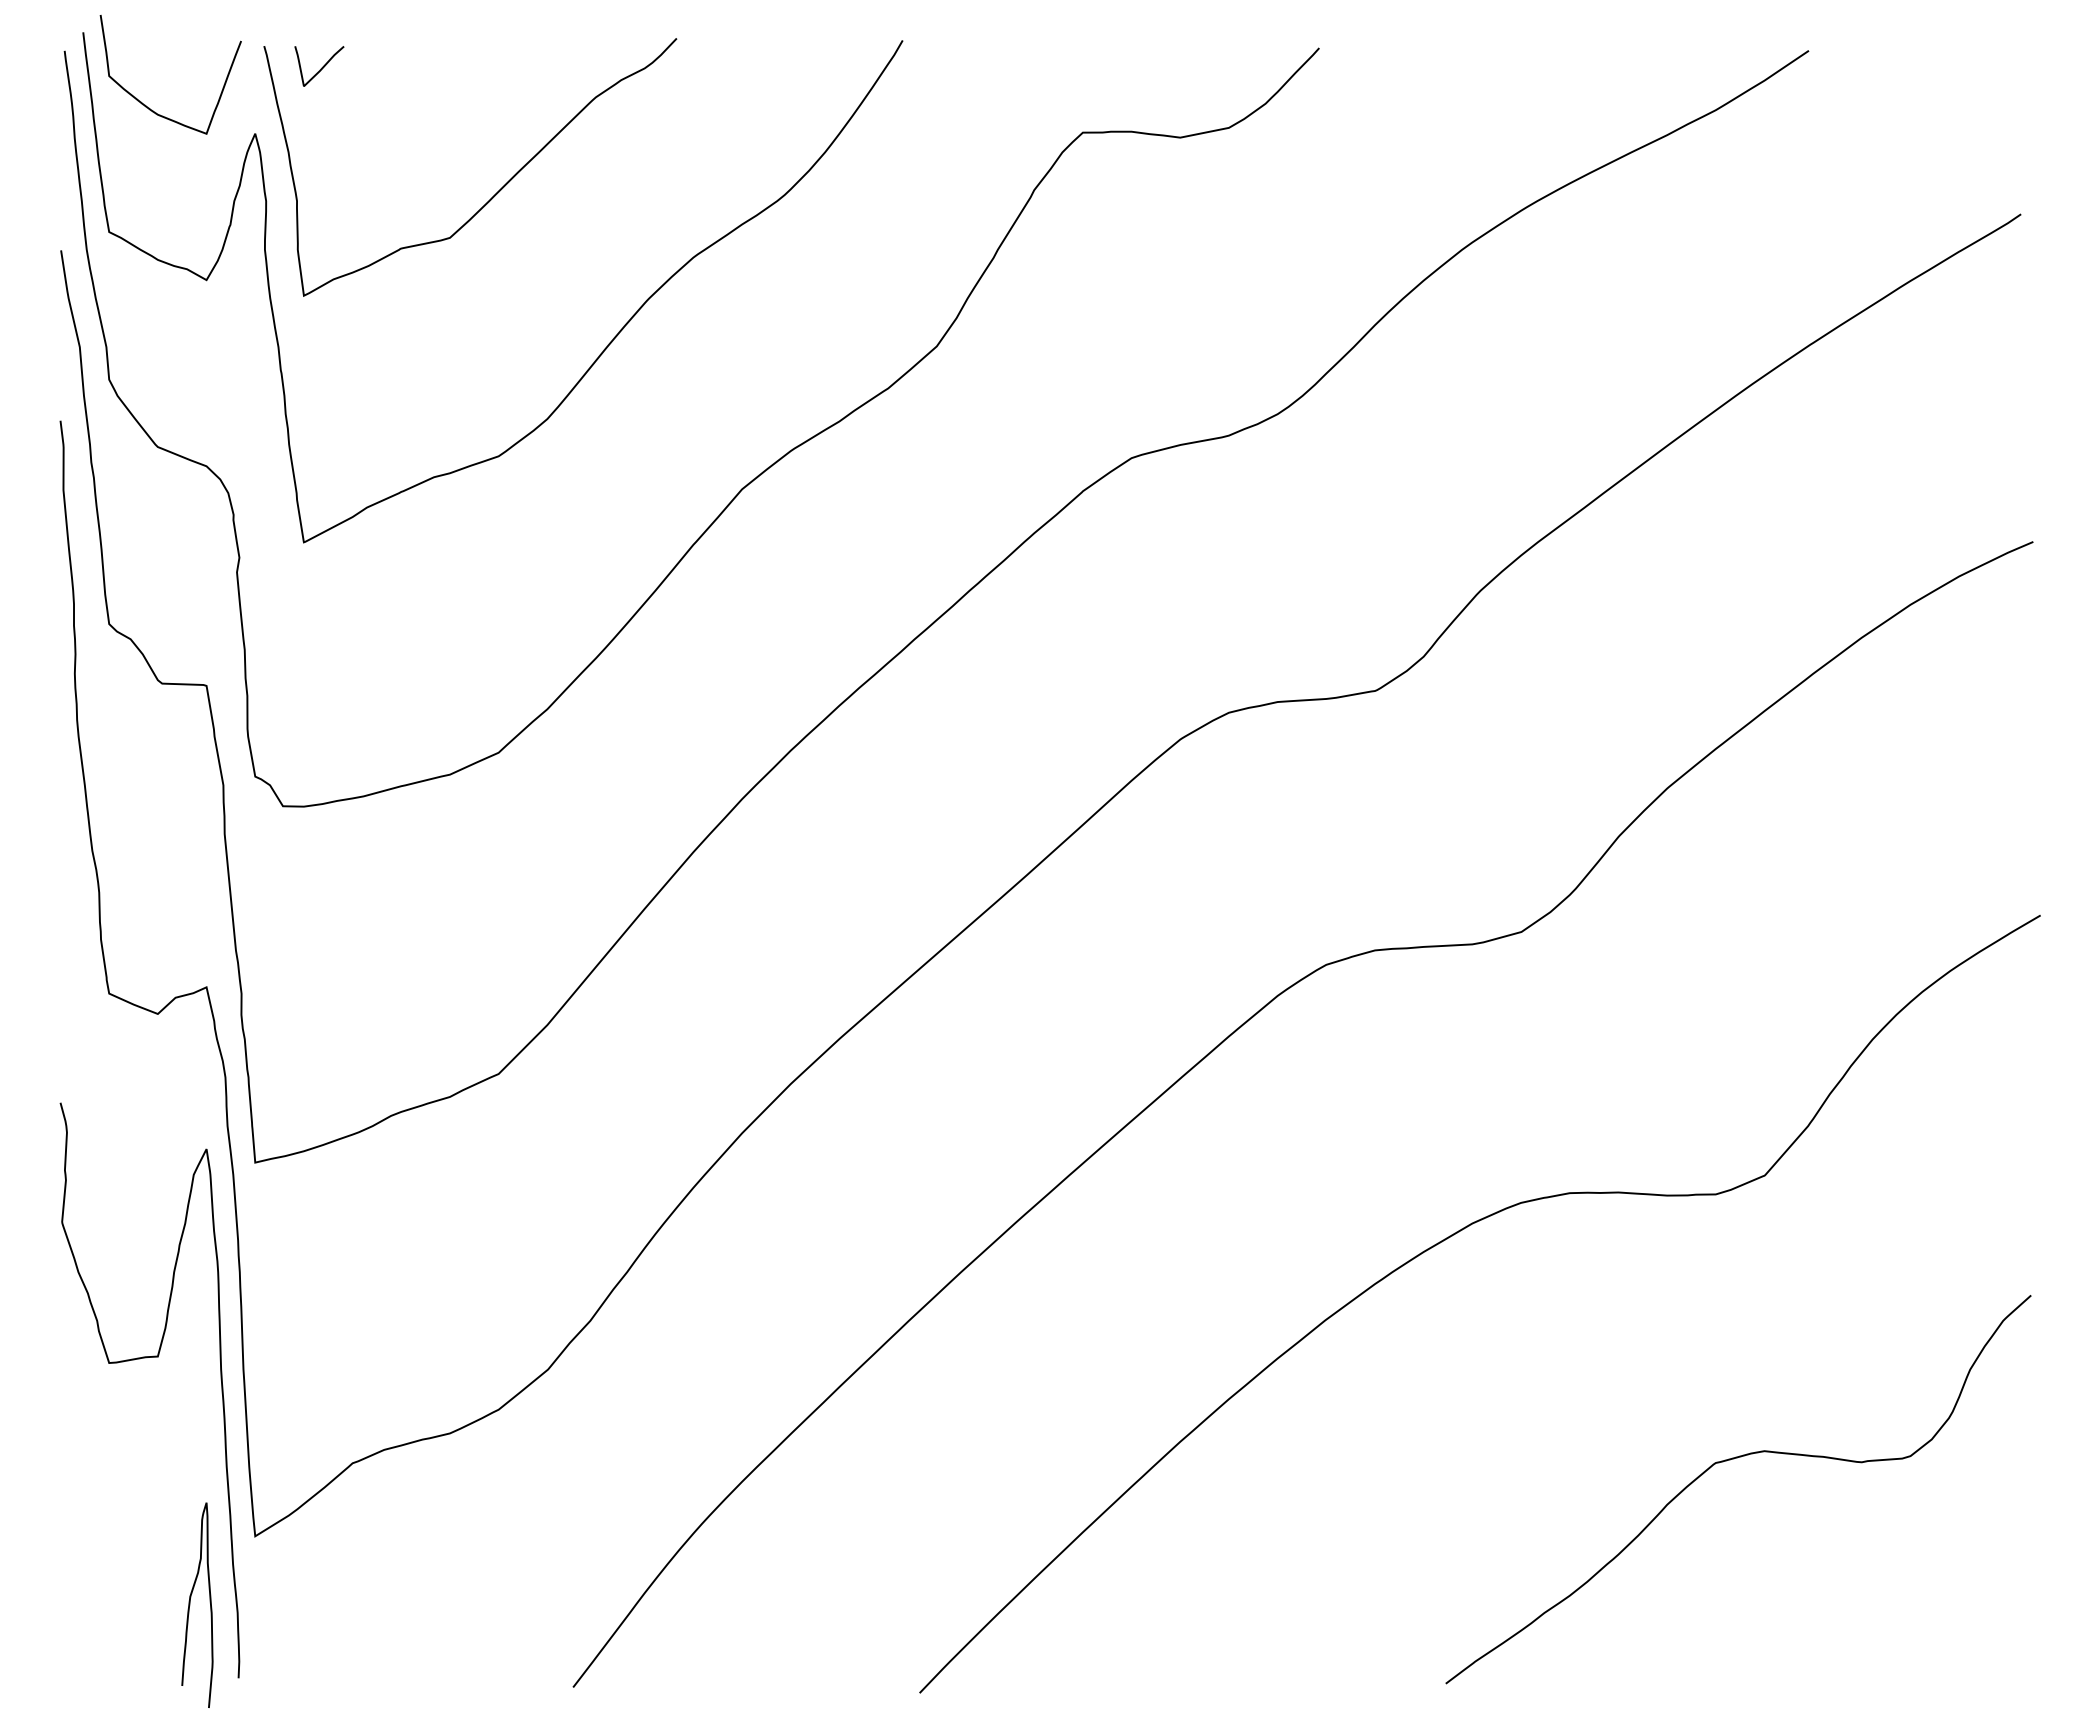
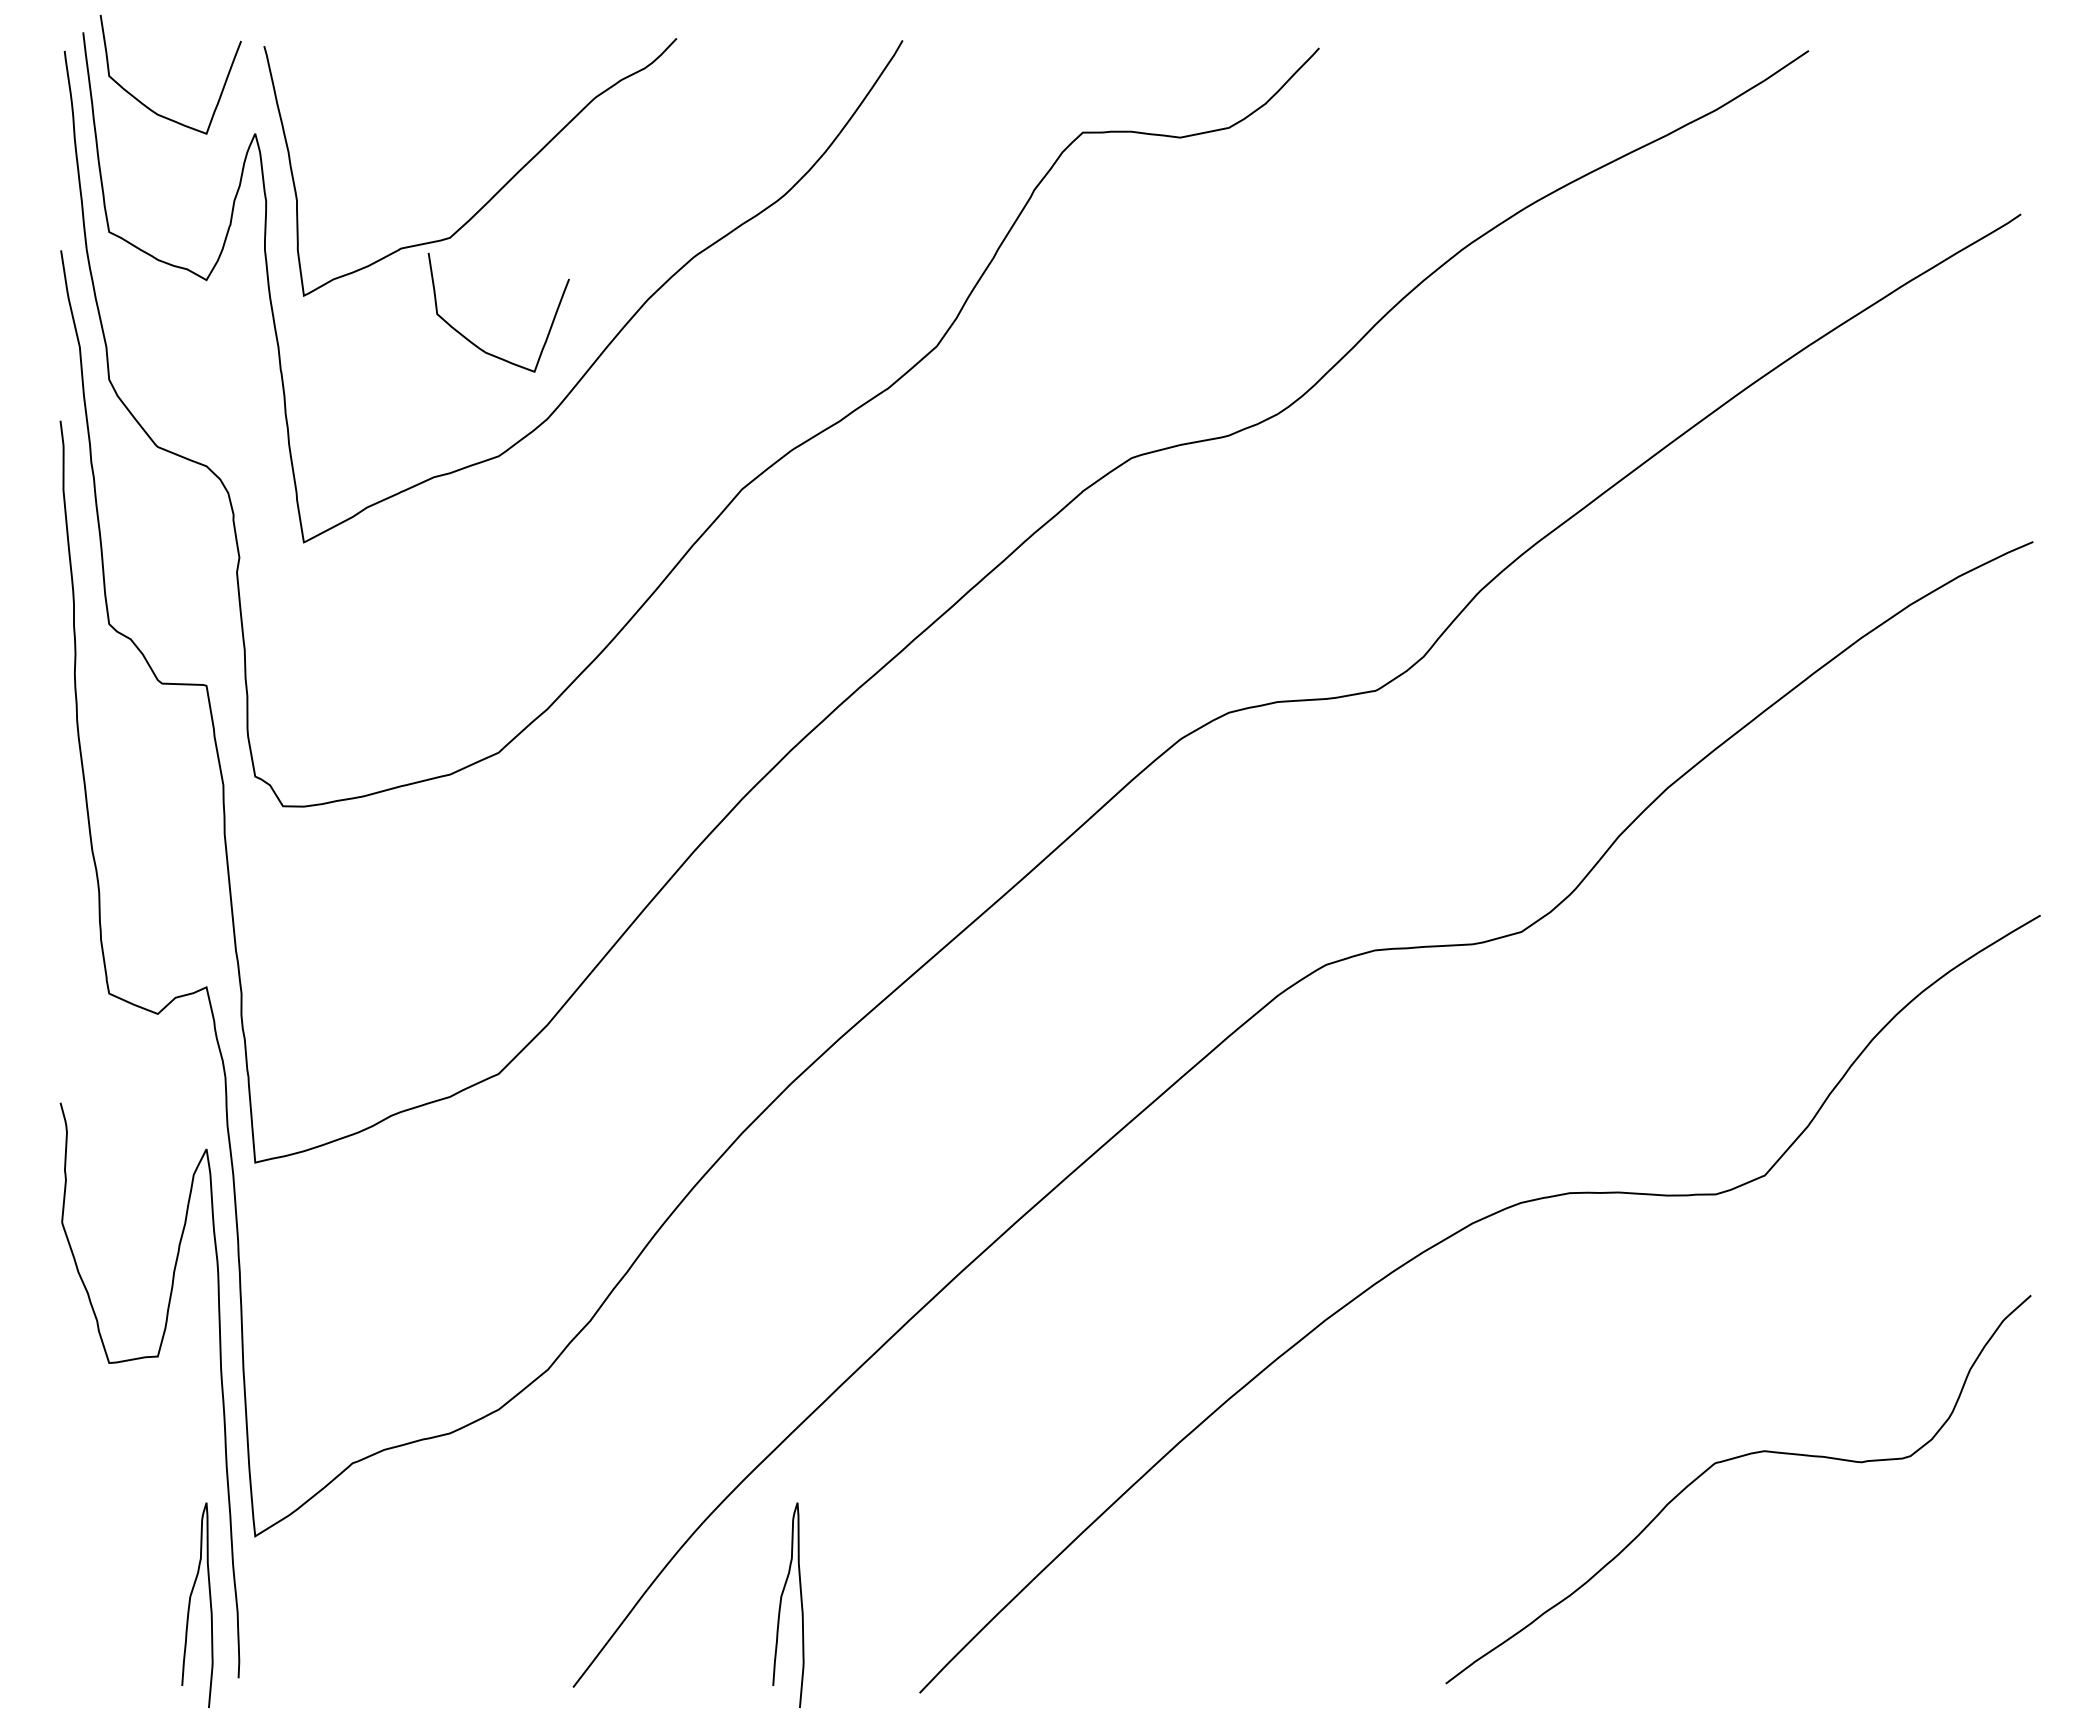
curve: present -> none (321, 67)
curve: none -> present (473, 342)
curve: none -> present (781, 1604)
